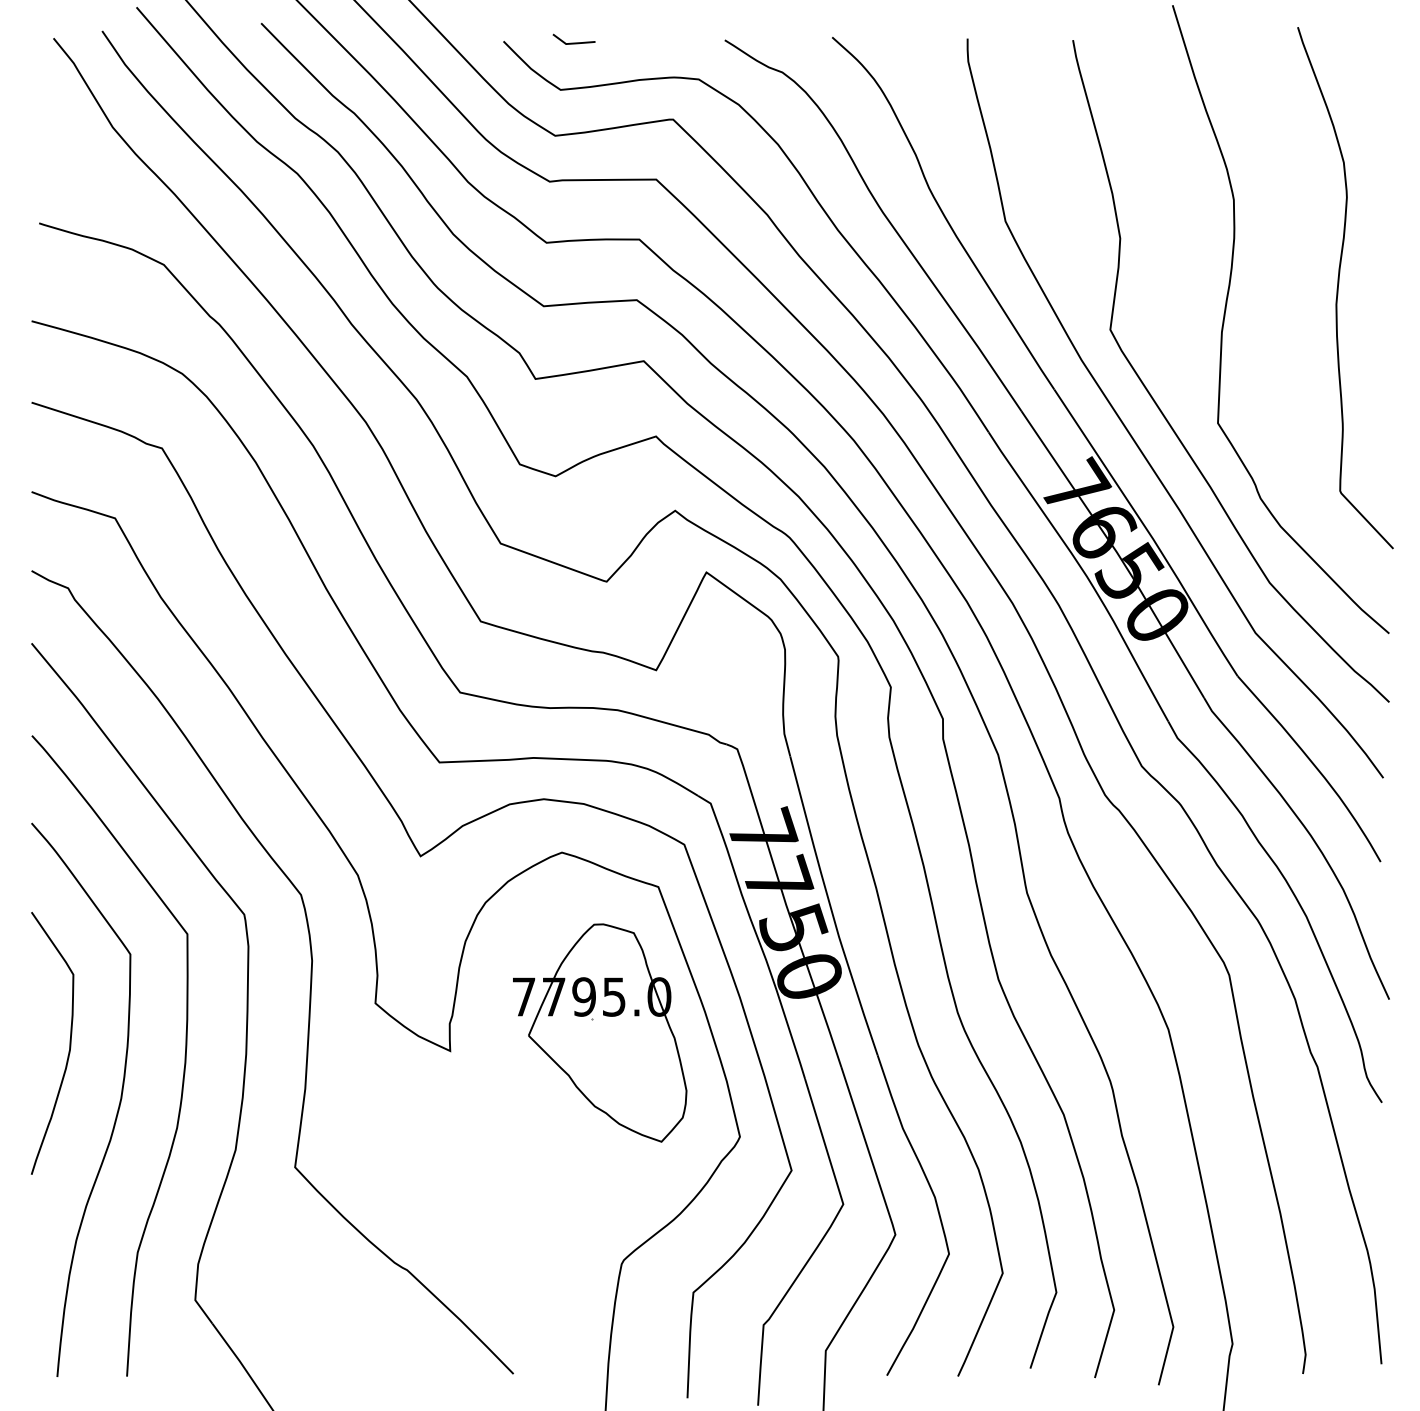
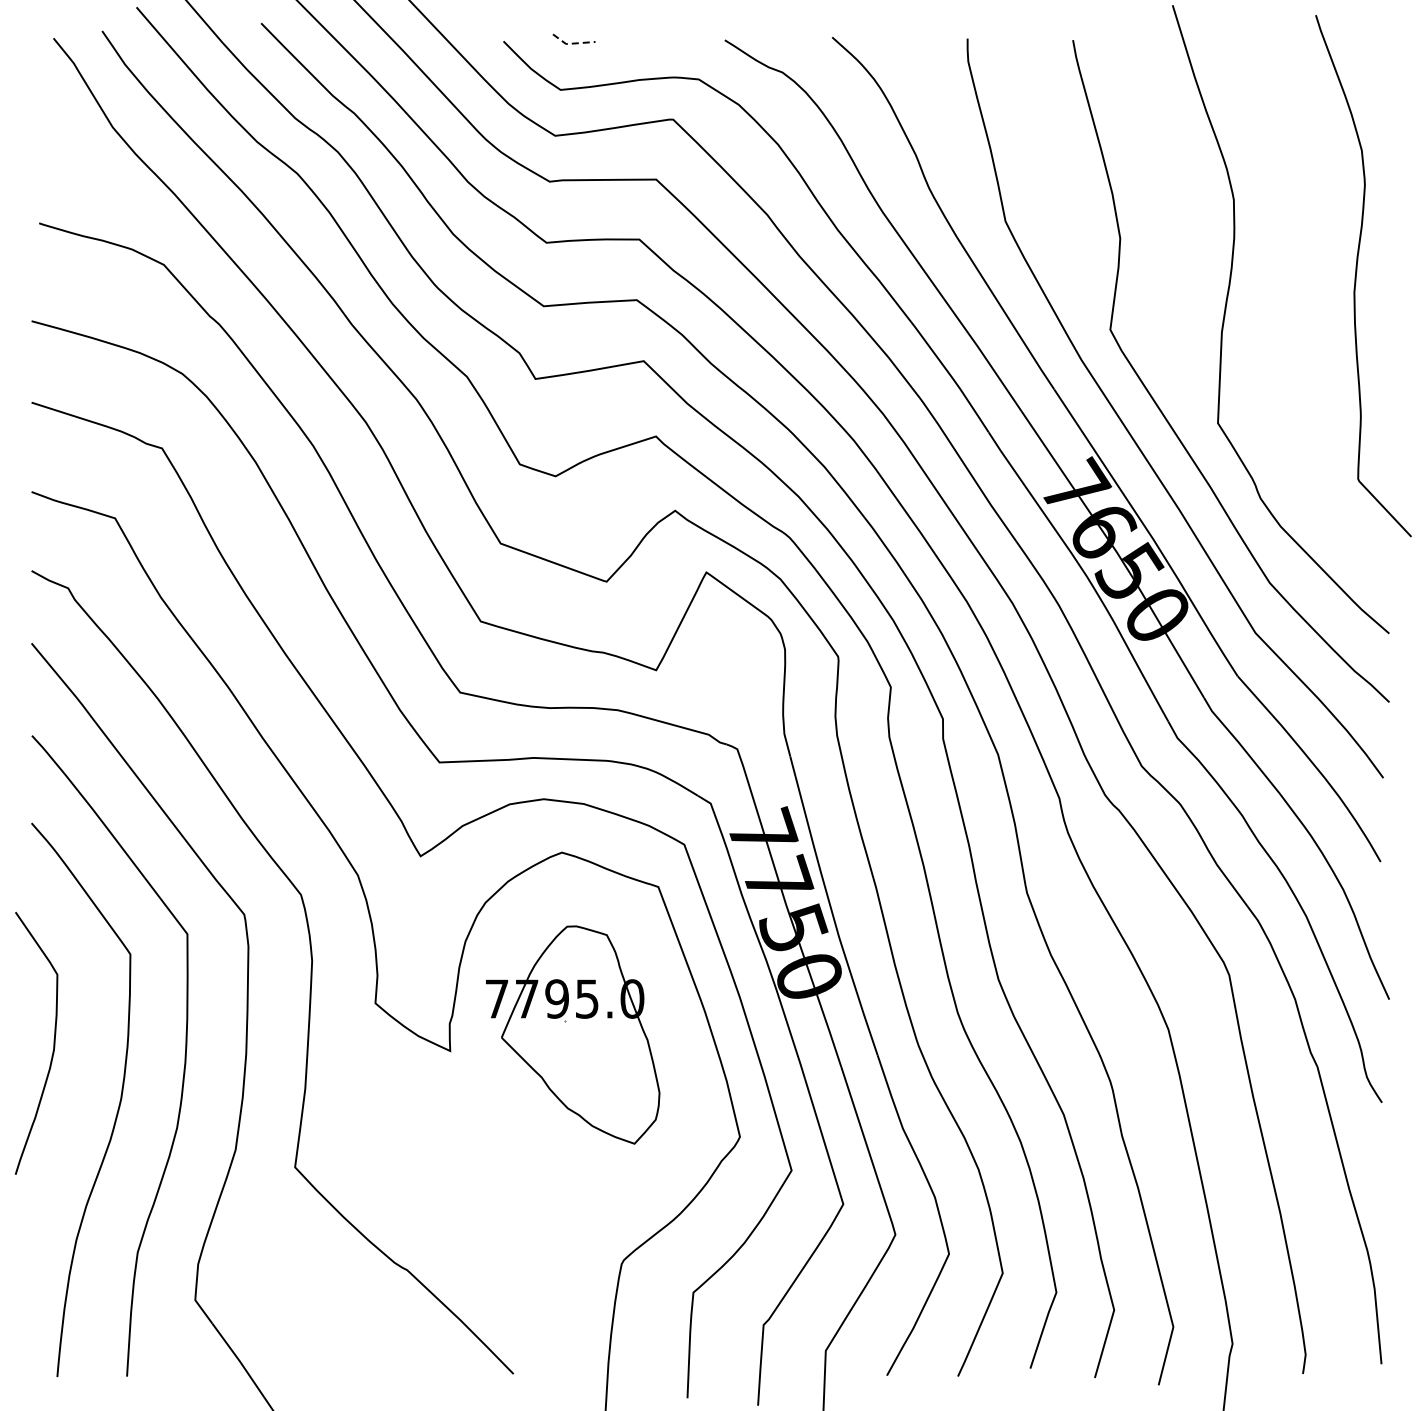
line: solid -> dashed (572, 43)
curve position: (1338, 288) -> (1356, 276) (1356, 276)
part position: (600, 1032) -> (573, 1034) (573, 1034)
curve position: (69, 1043) -> (53, 1043) (53, 1043)
